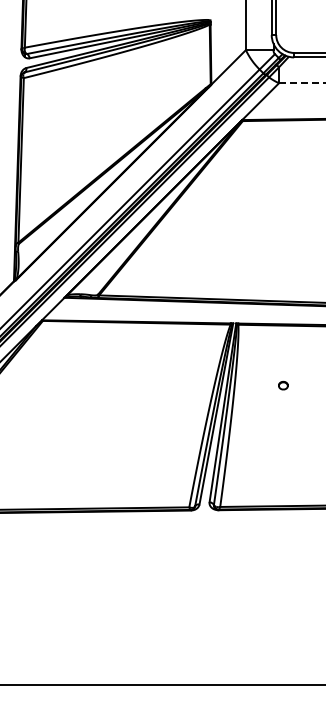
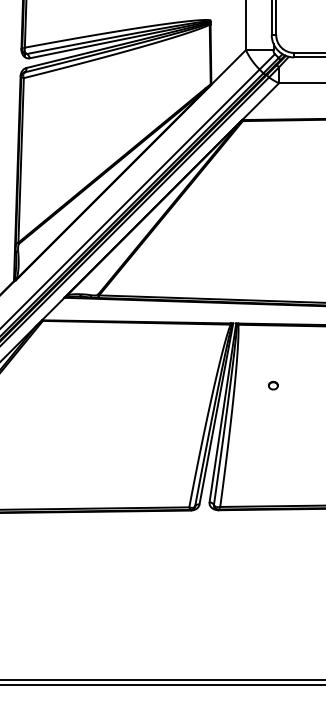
line: dashed -> solid (302, 83)
part position: (283, 385) -> (273, 385) (273, 385)
line: none -> present (162, 679)
